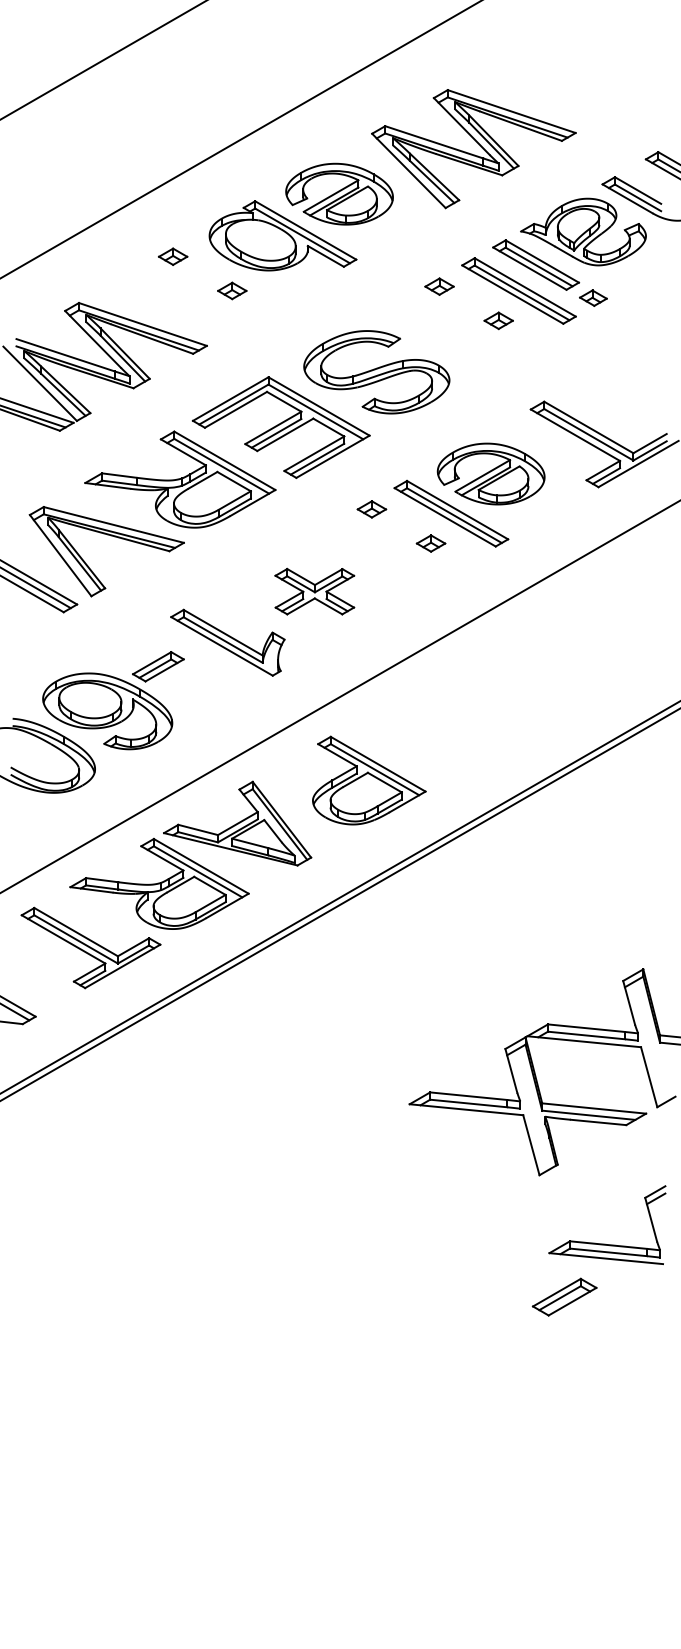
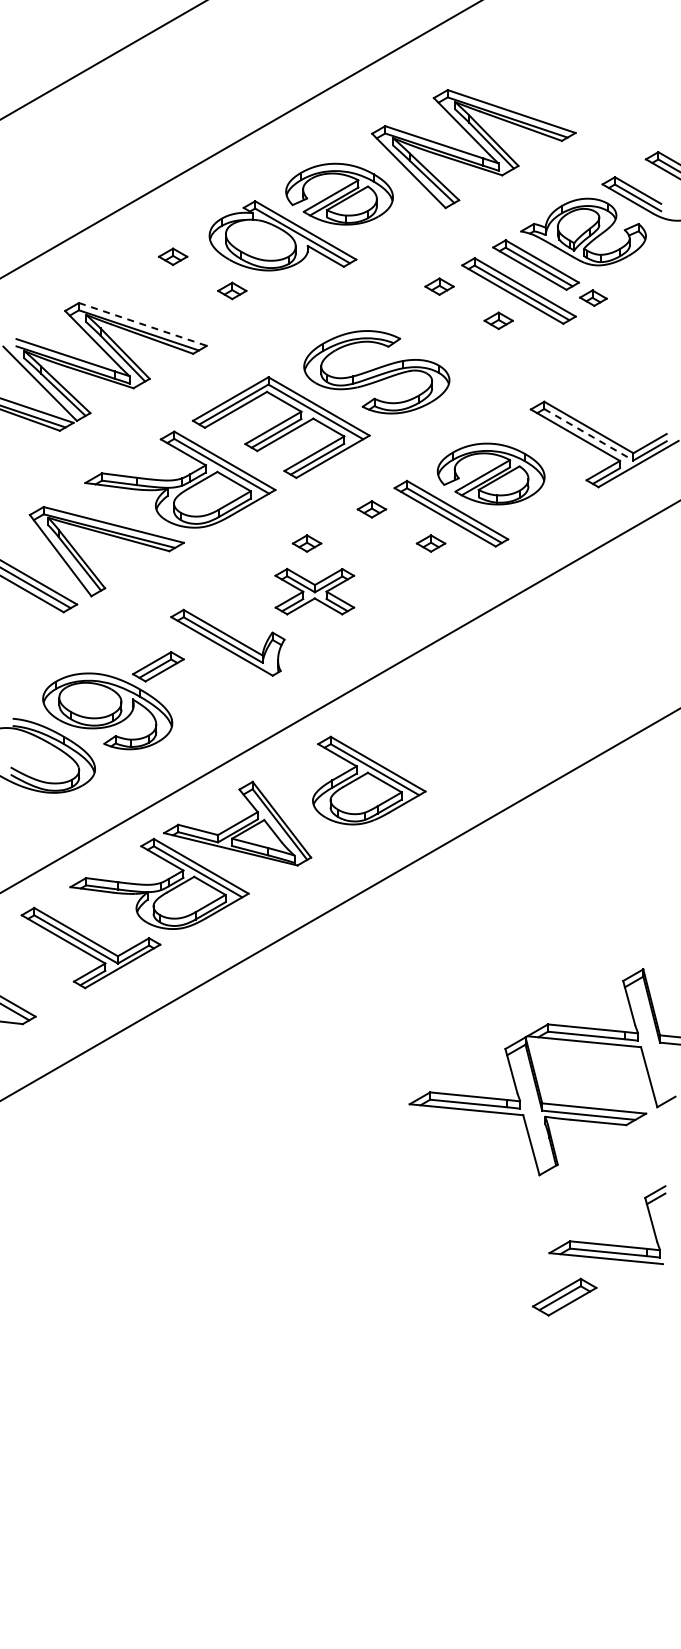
line: solid -> dashed (143, 324)
line: solid -> dashed (589, 435)
part: none -> present (306, 543)
line: present -> none (339, 897)
